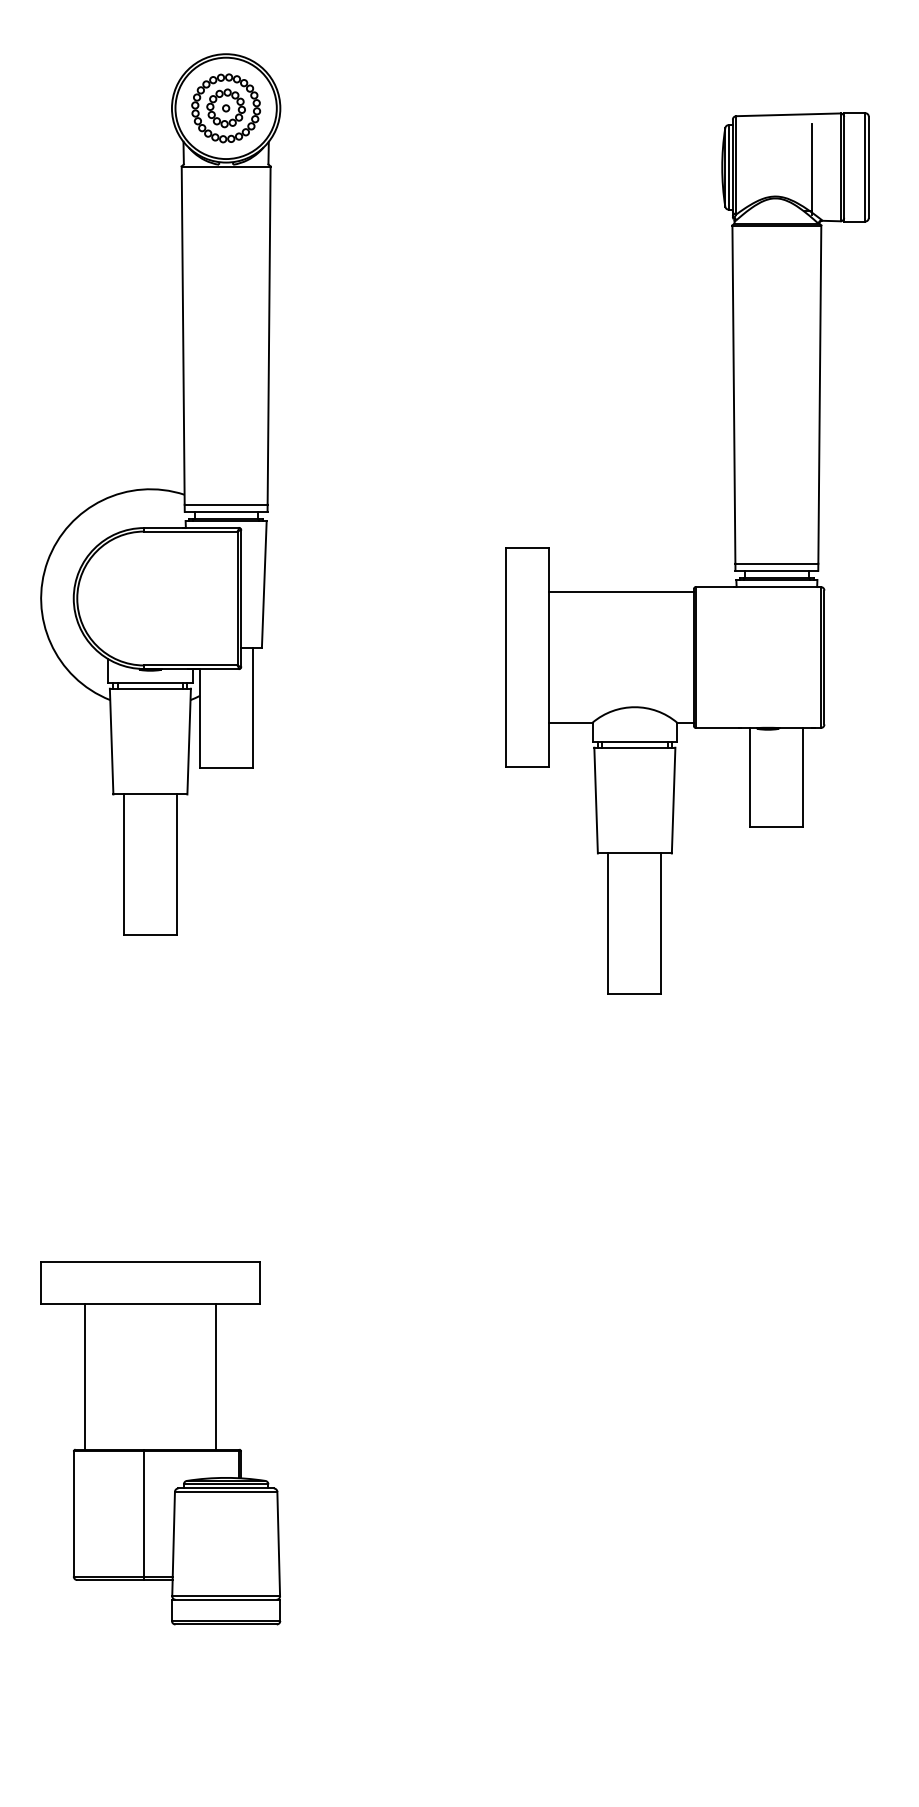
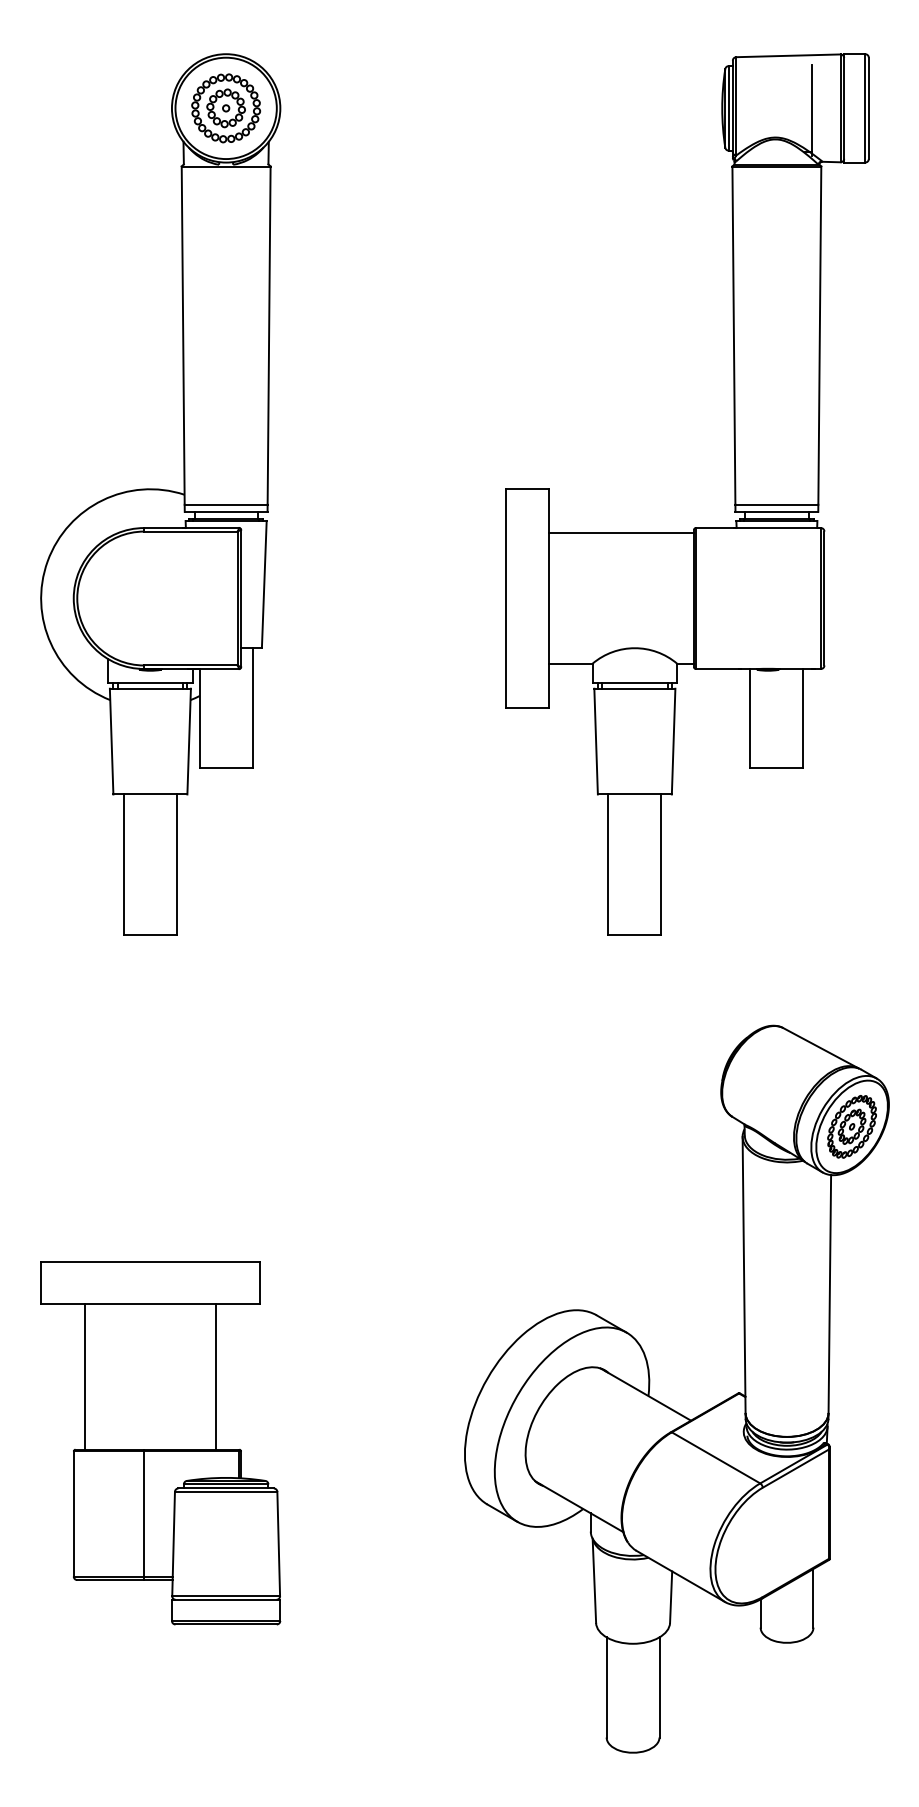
part position: (694, 586) -> (694, 527) (694, 527)
part: none -> present (665, 1404)
